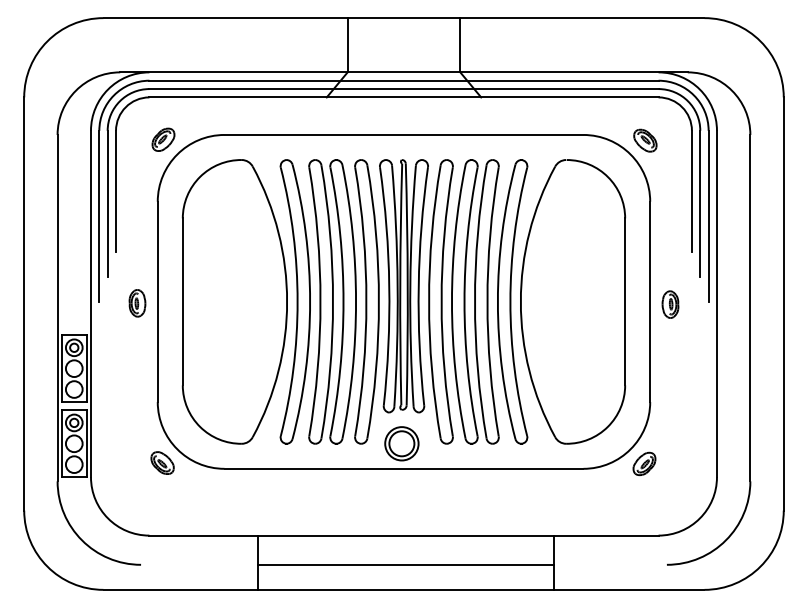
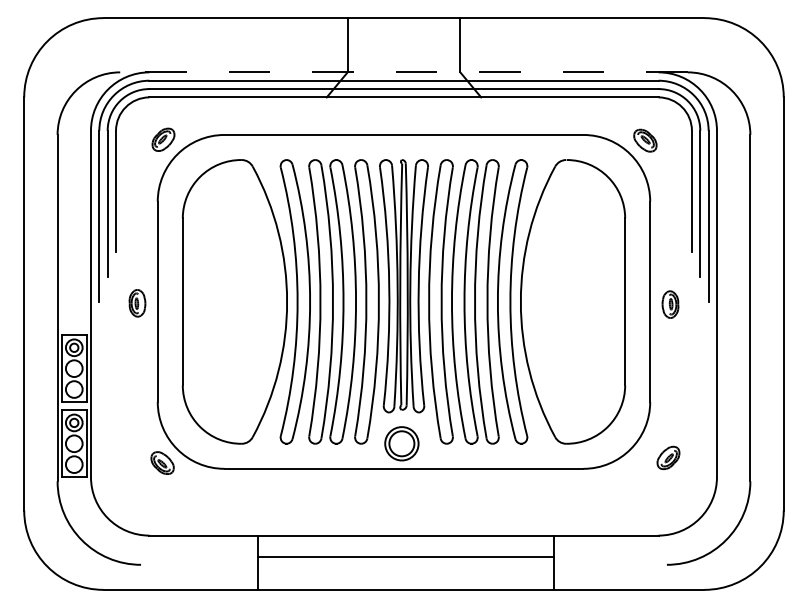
line: solid -> dashed (403, 72)
part position: (644, 463) -> (668, 457) (668, 457)
line position: (405, 564) -> (405, 556) (405, 556)
